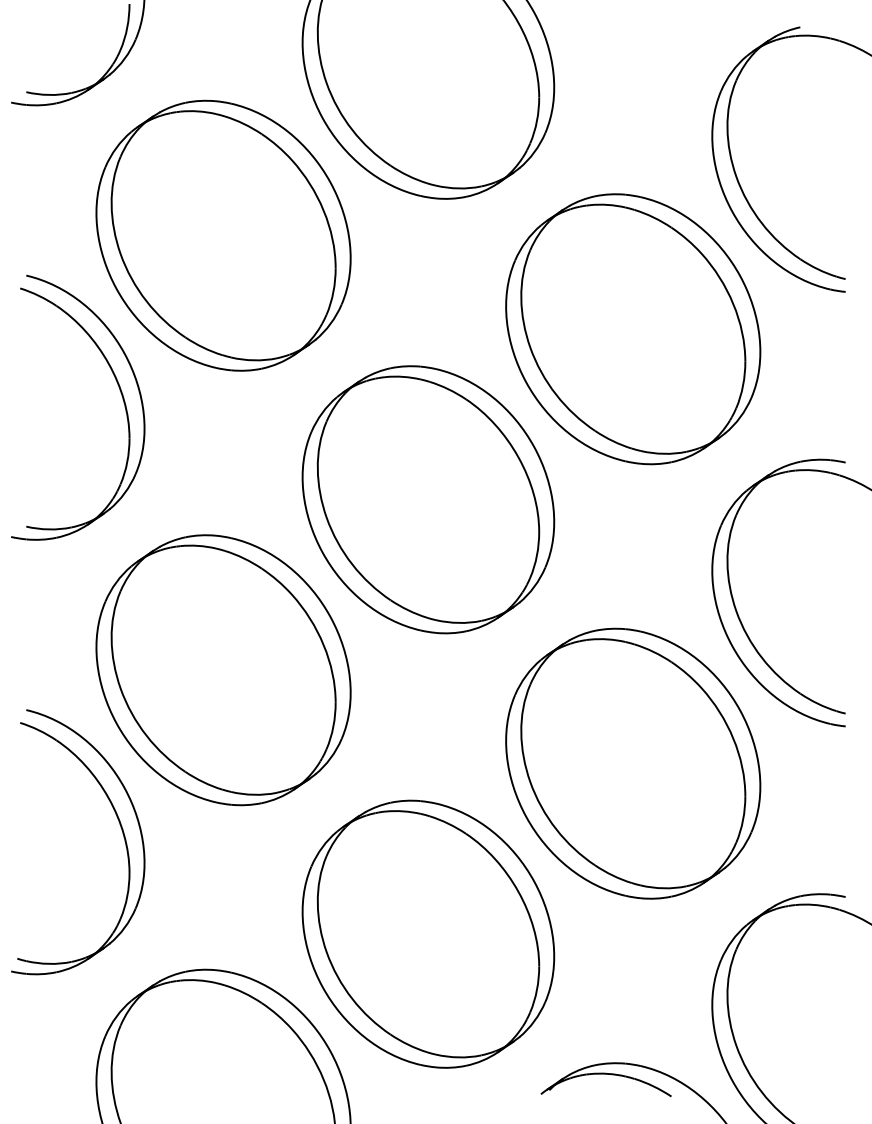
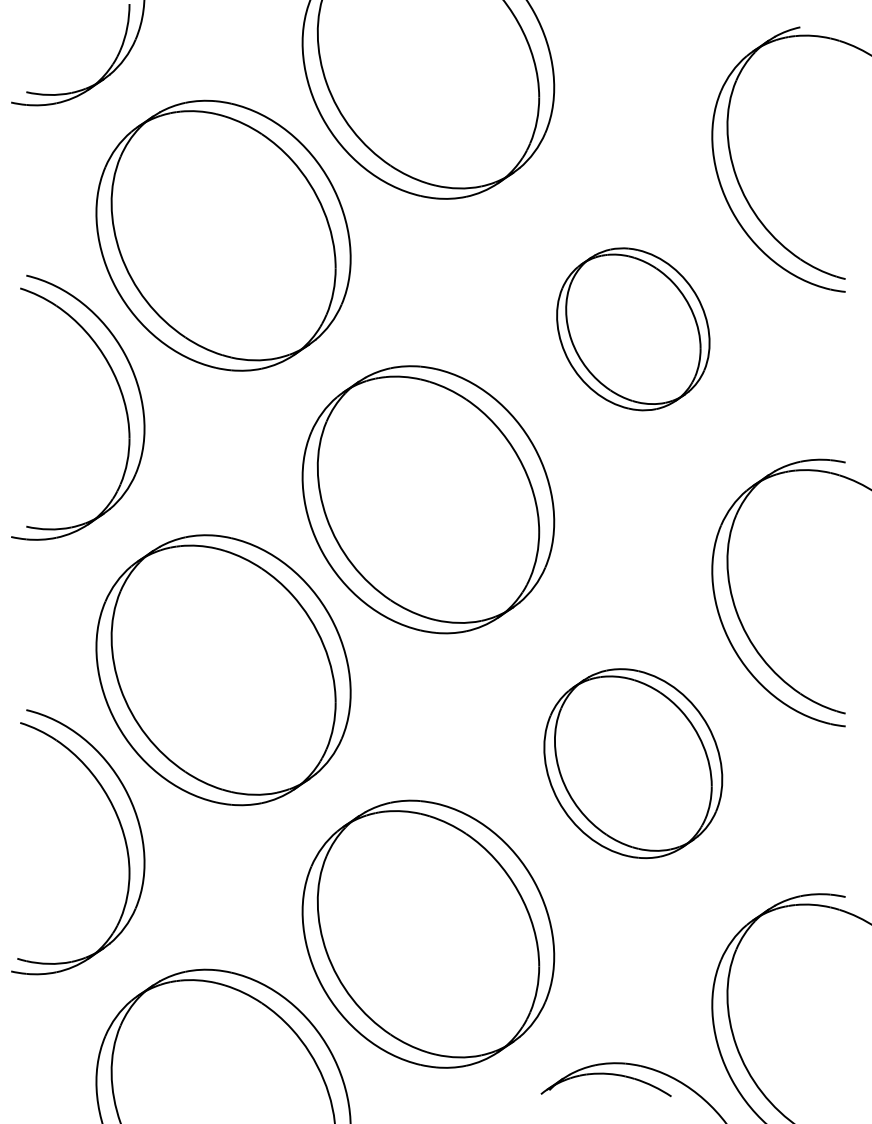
part size: 257x273 px -> 155x165 px (633, 329)
part size: 257x273 px -> 181x192 px (633, 763)
